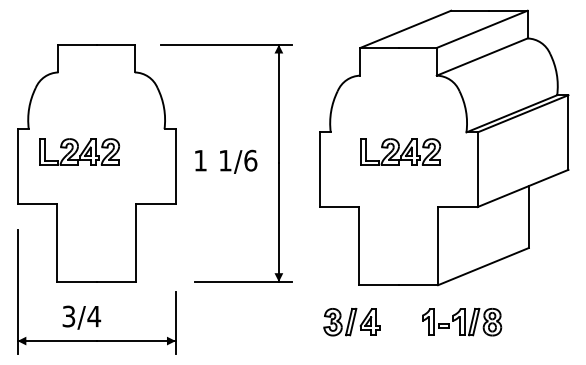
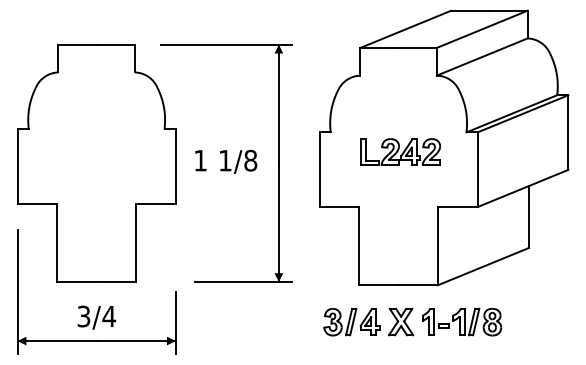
part: present -> none (79, 151)
text: 1/6 -> 1/8 (250, 160)
text position: (81, 317) -> (96, 317) (96, 317)
part: none -> present (401, 321)
